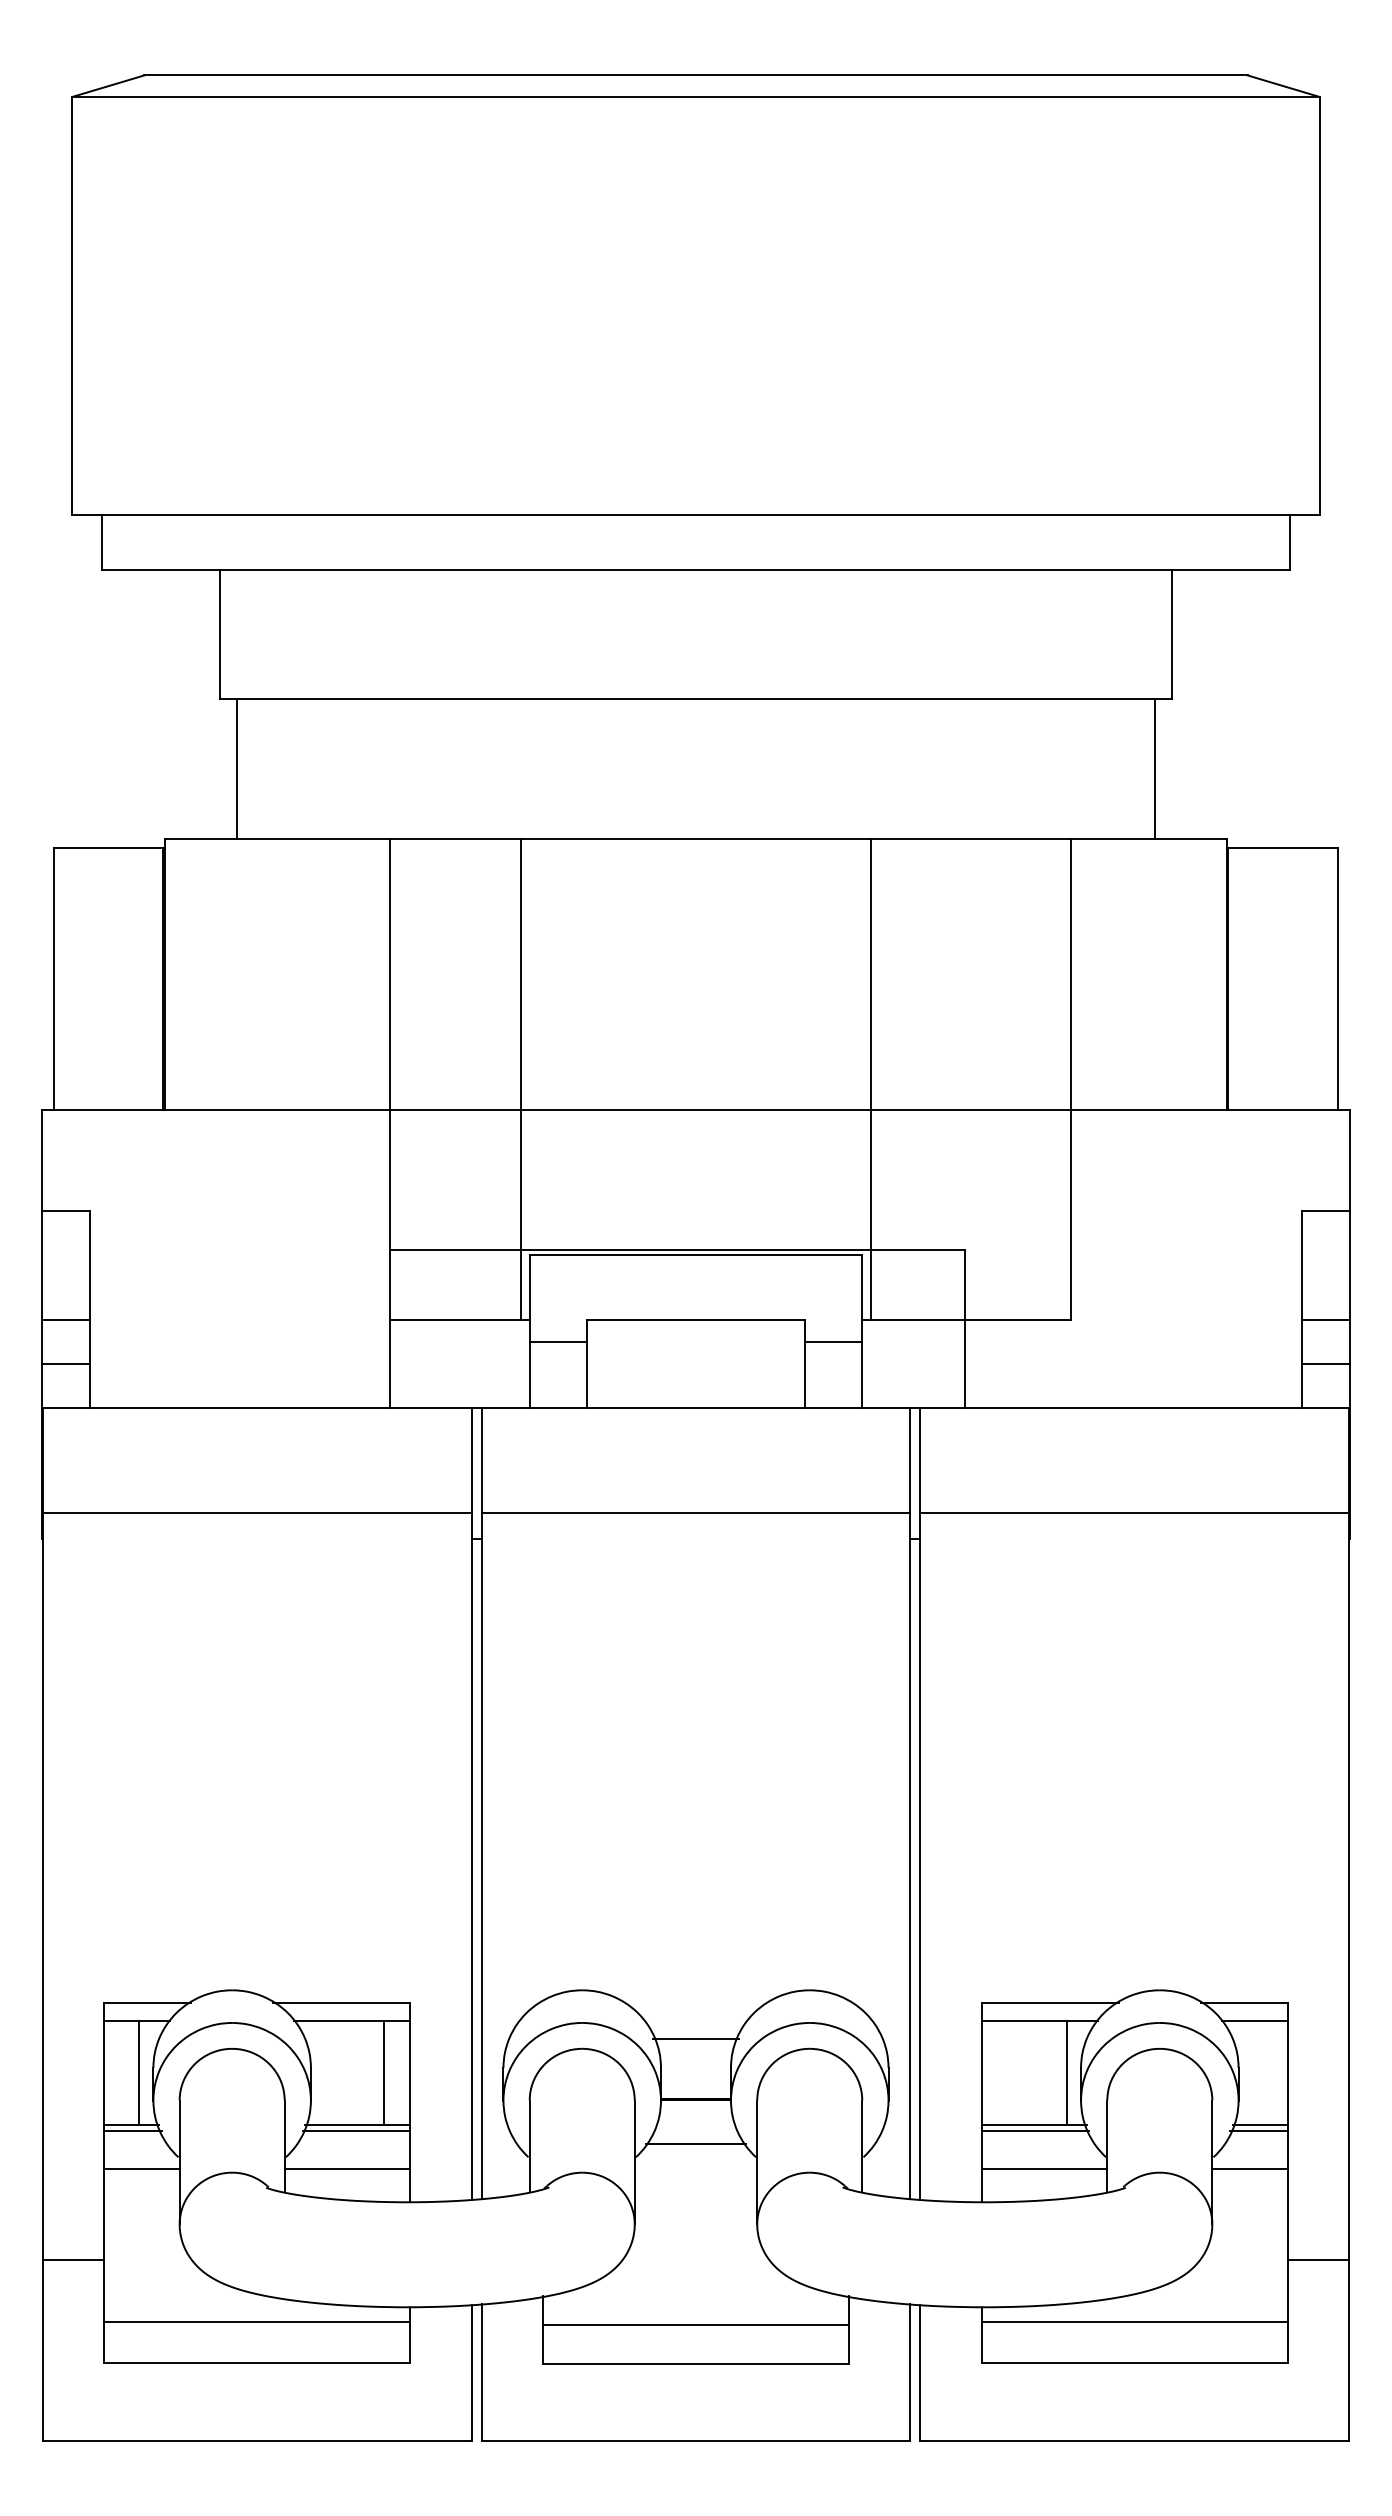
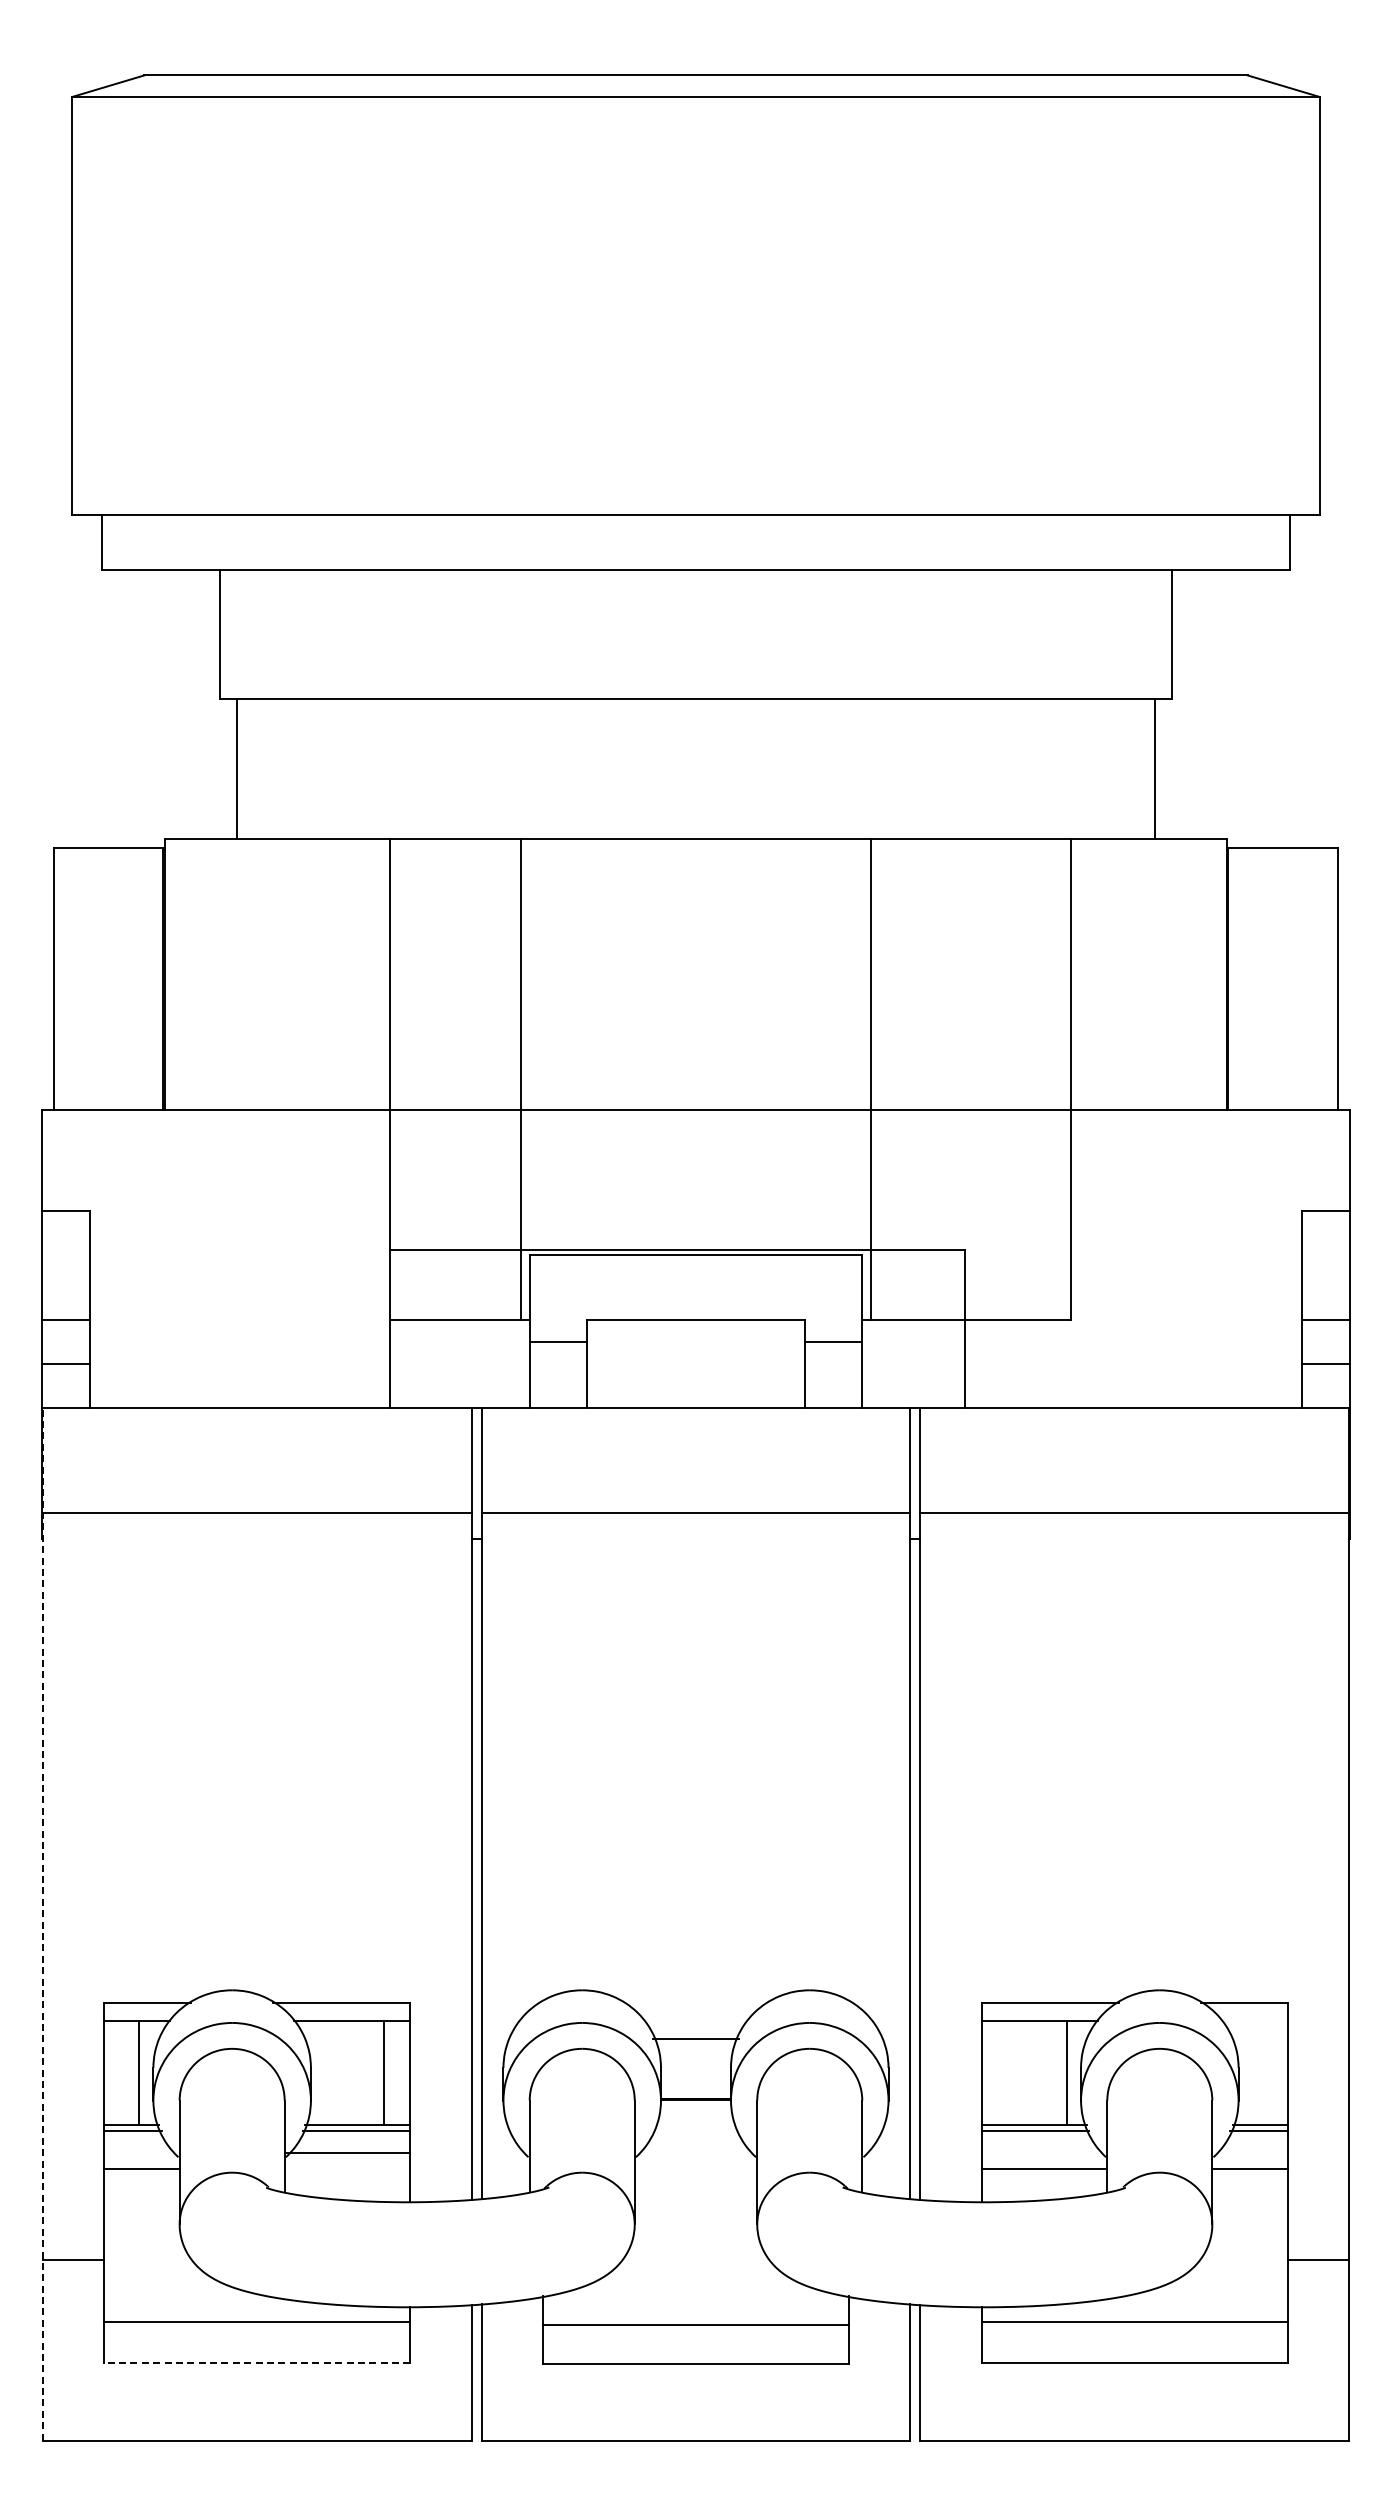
line: solid -> dashed (42, 1923)
line: present -> none (1254, 2020)
line: present -> none (695, 2144)
line position: (347, 2168) -> (347, 2152) (347, 2152)
line: solid -> dashed (256, 2362)
